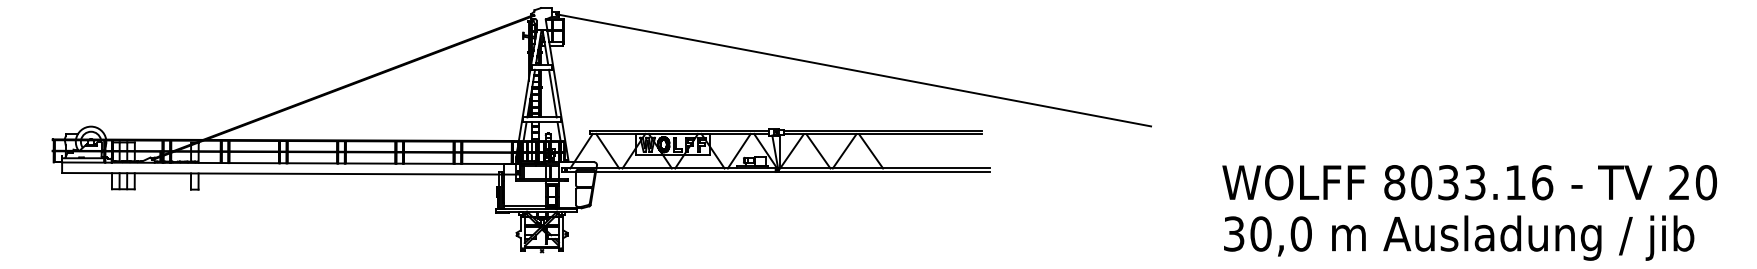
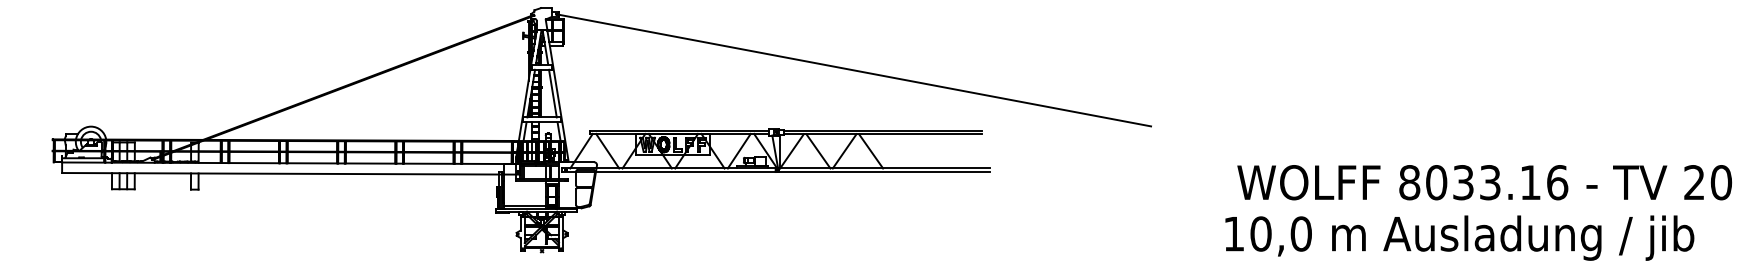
text position: (1469, 182) -> (1484, 182) (1484, 182)
text: 30,0 -> 10,0 (1234, 233)
